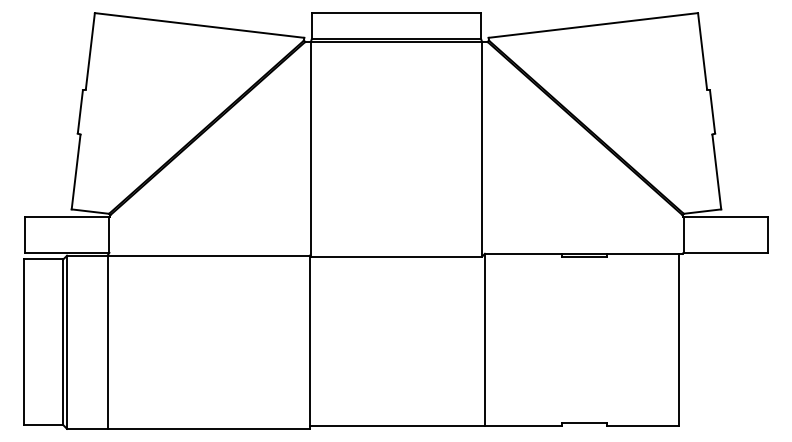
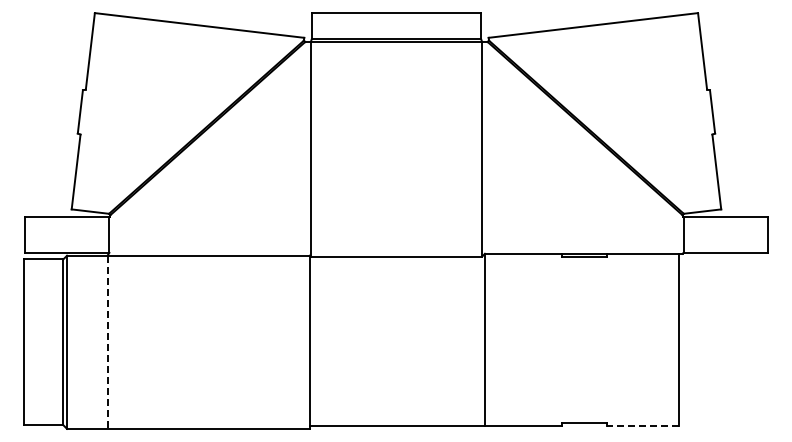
line: solid -> dashed (107, 342)
line: solid -> dashed (643, 426)
